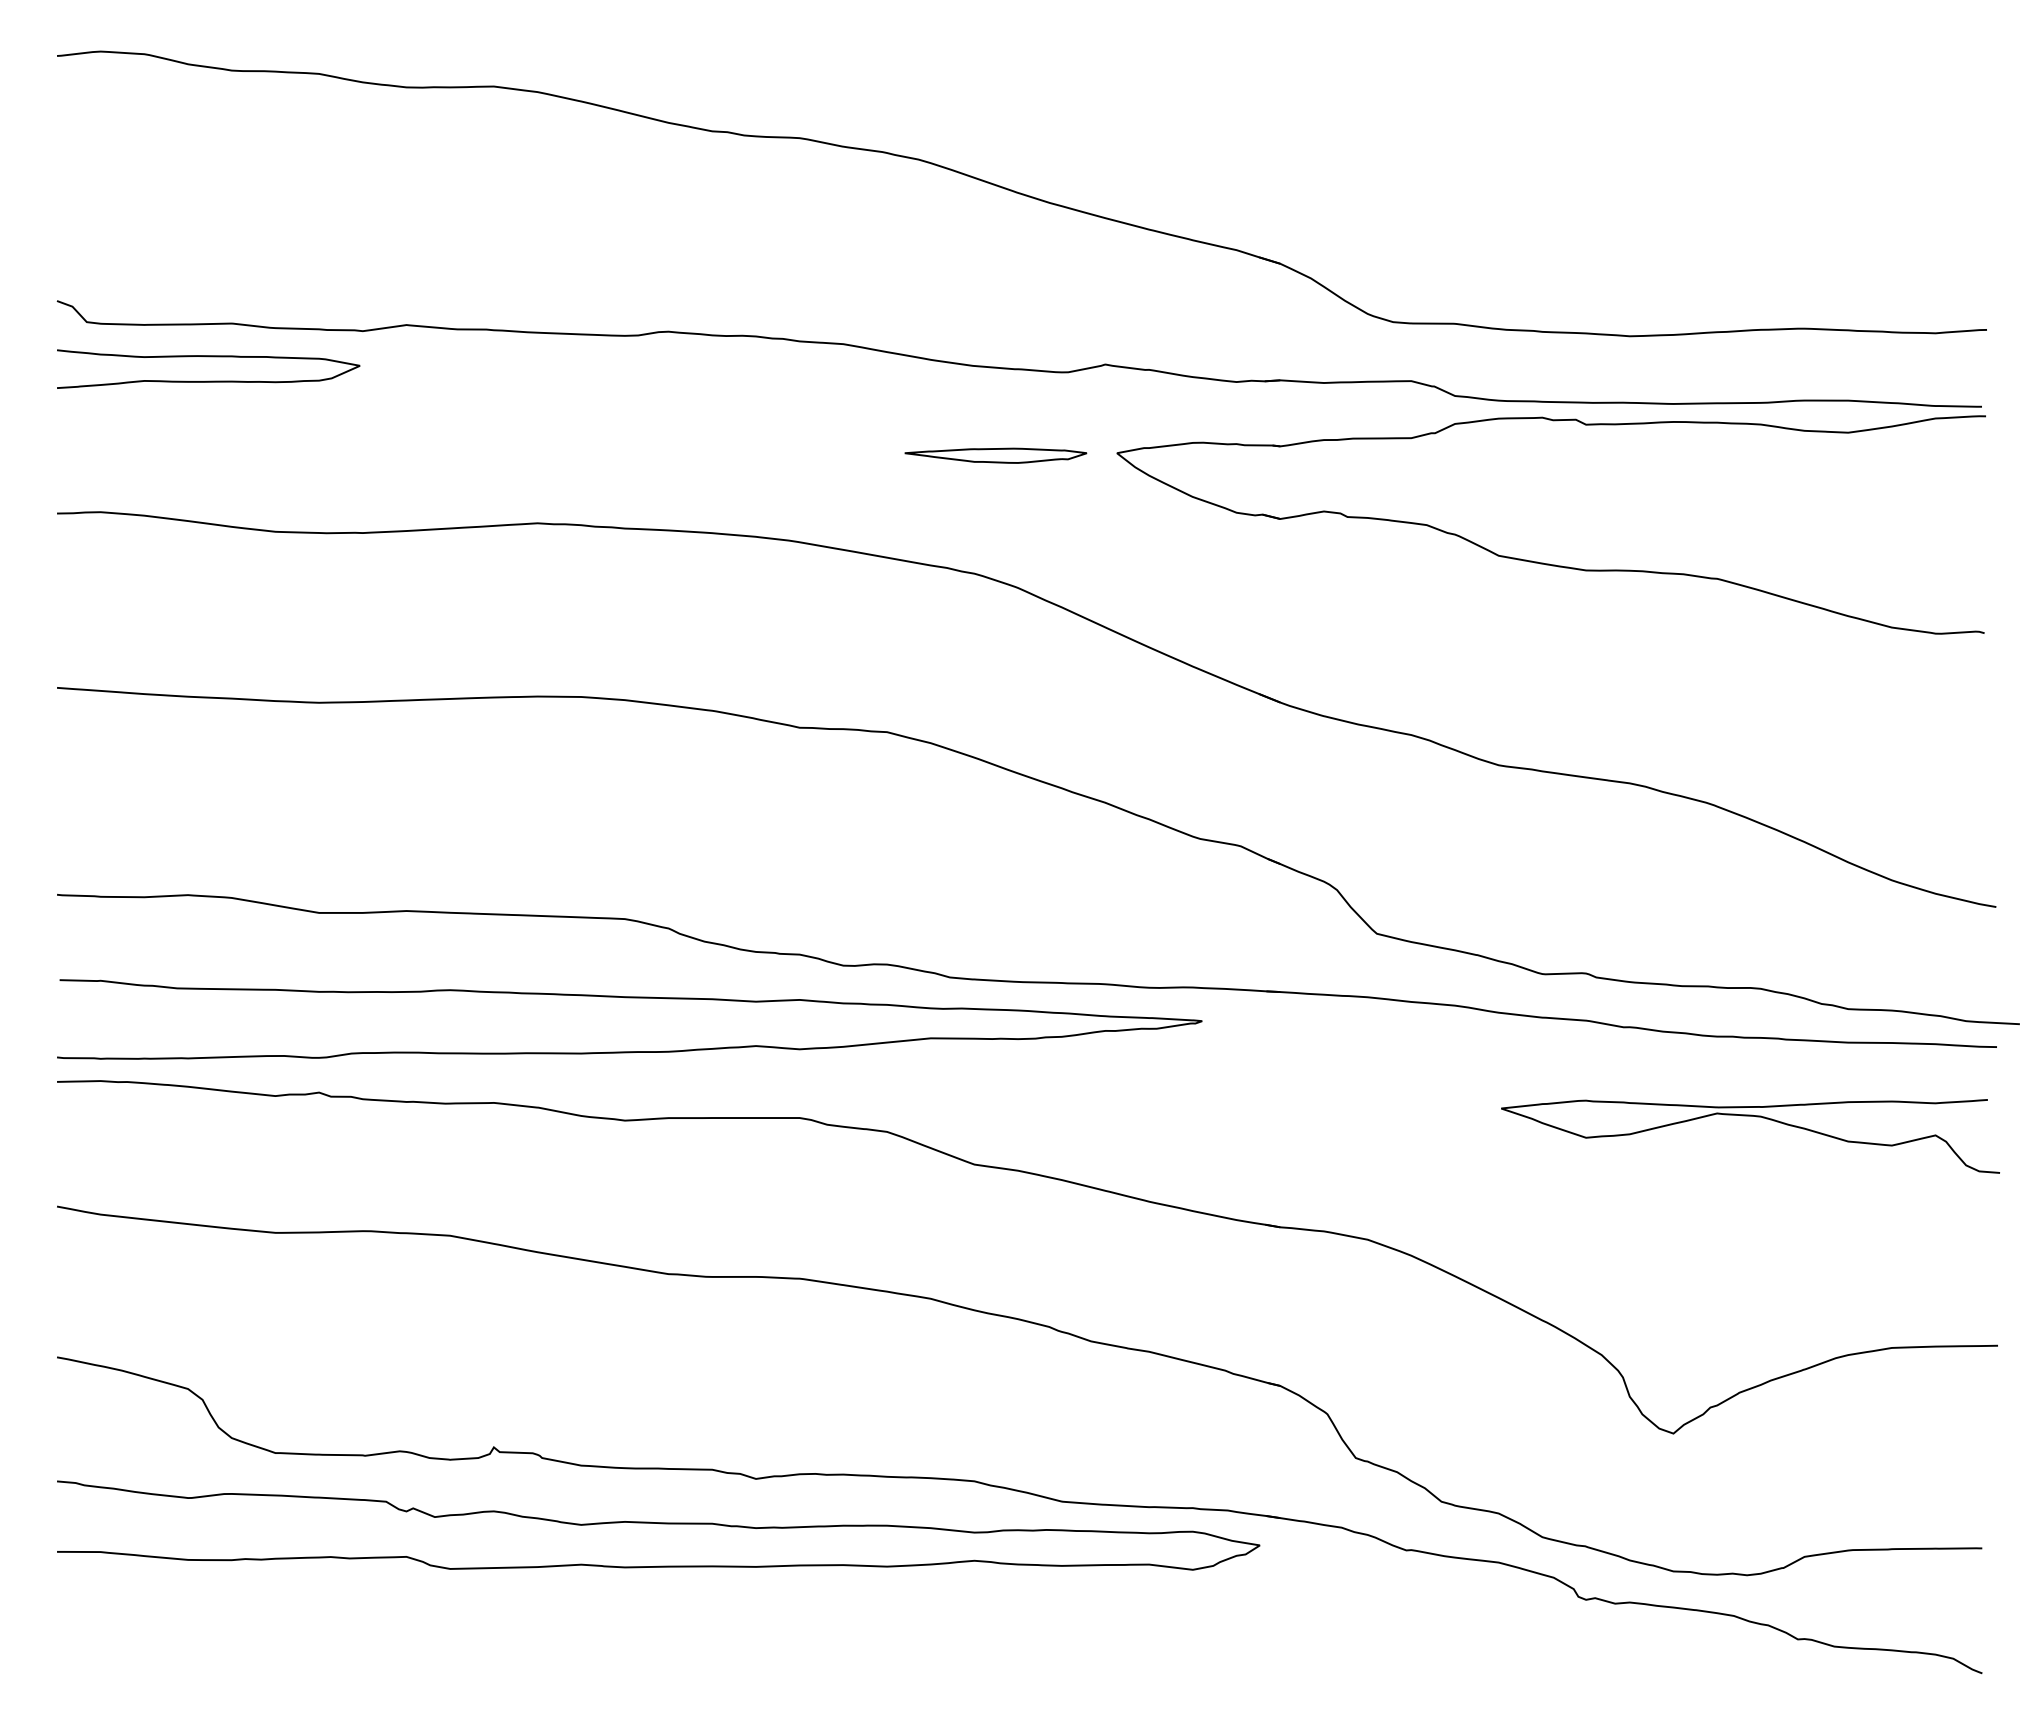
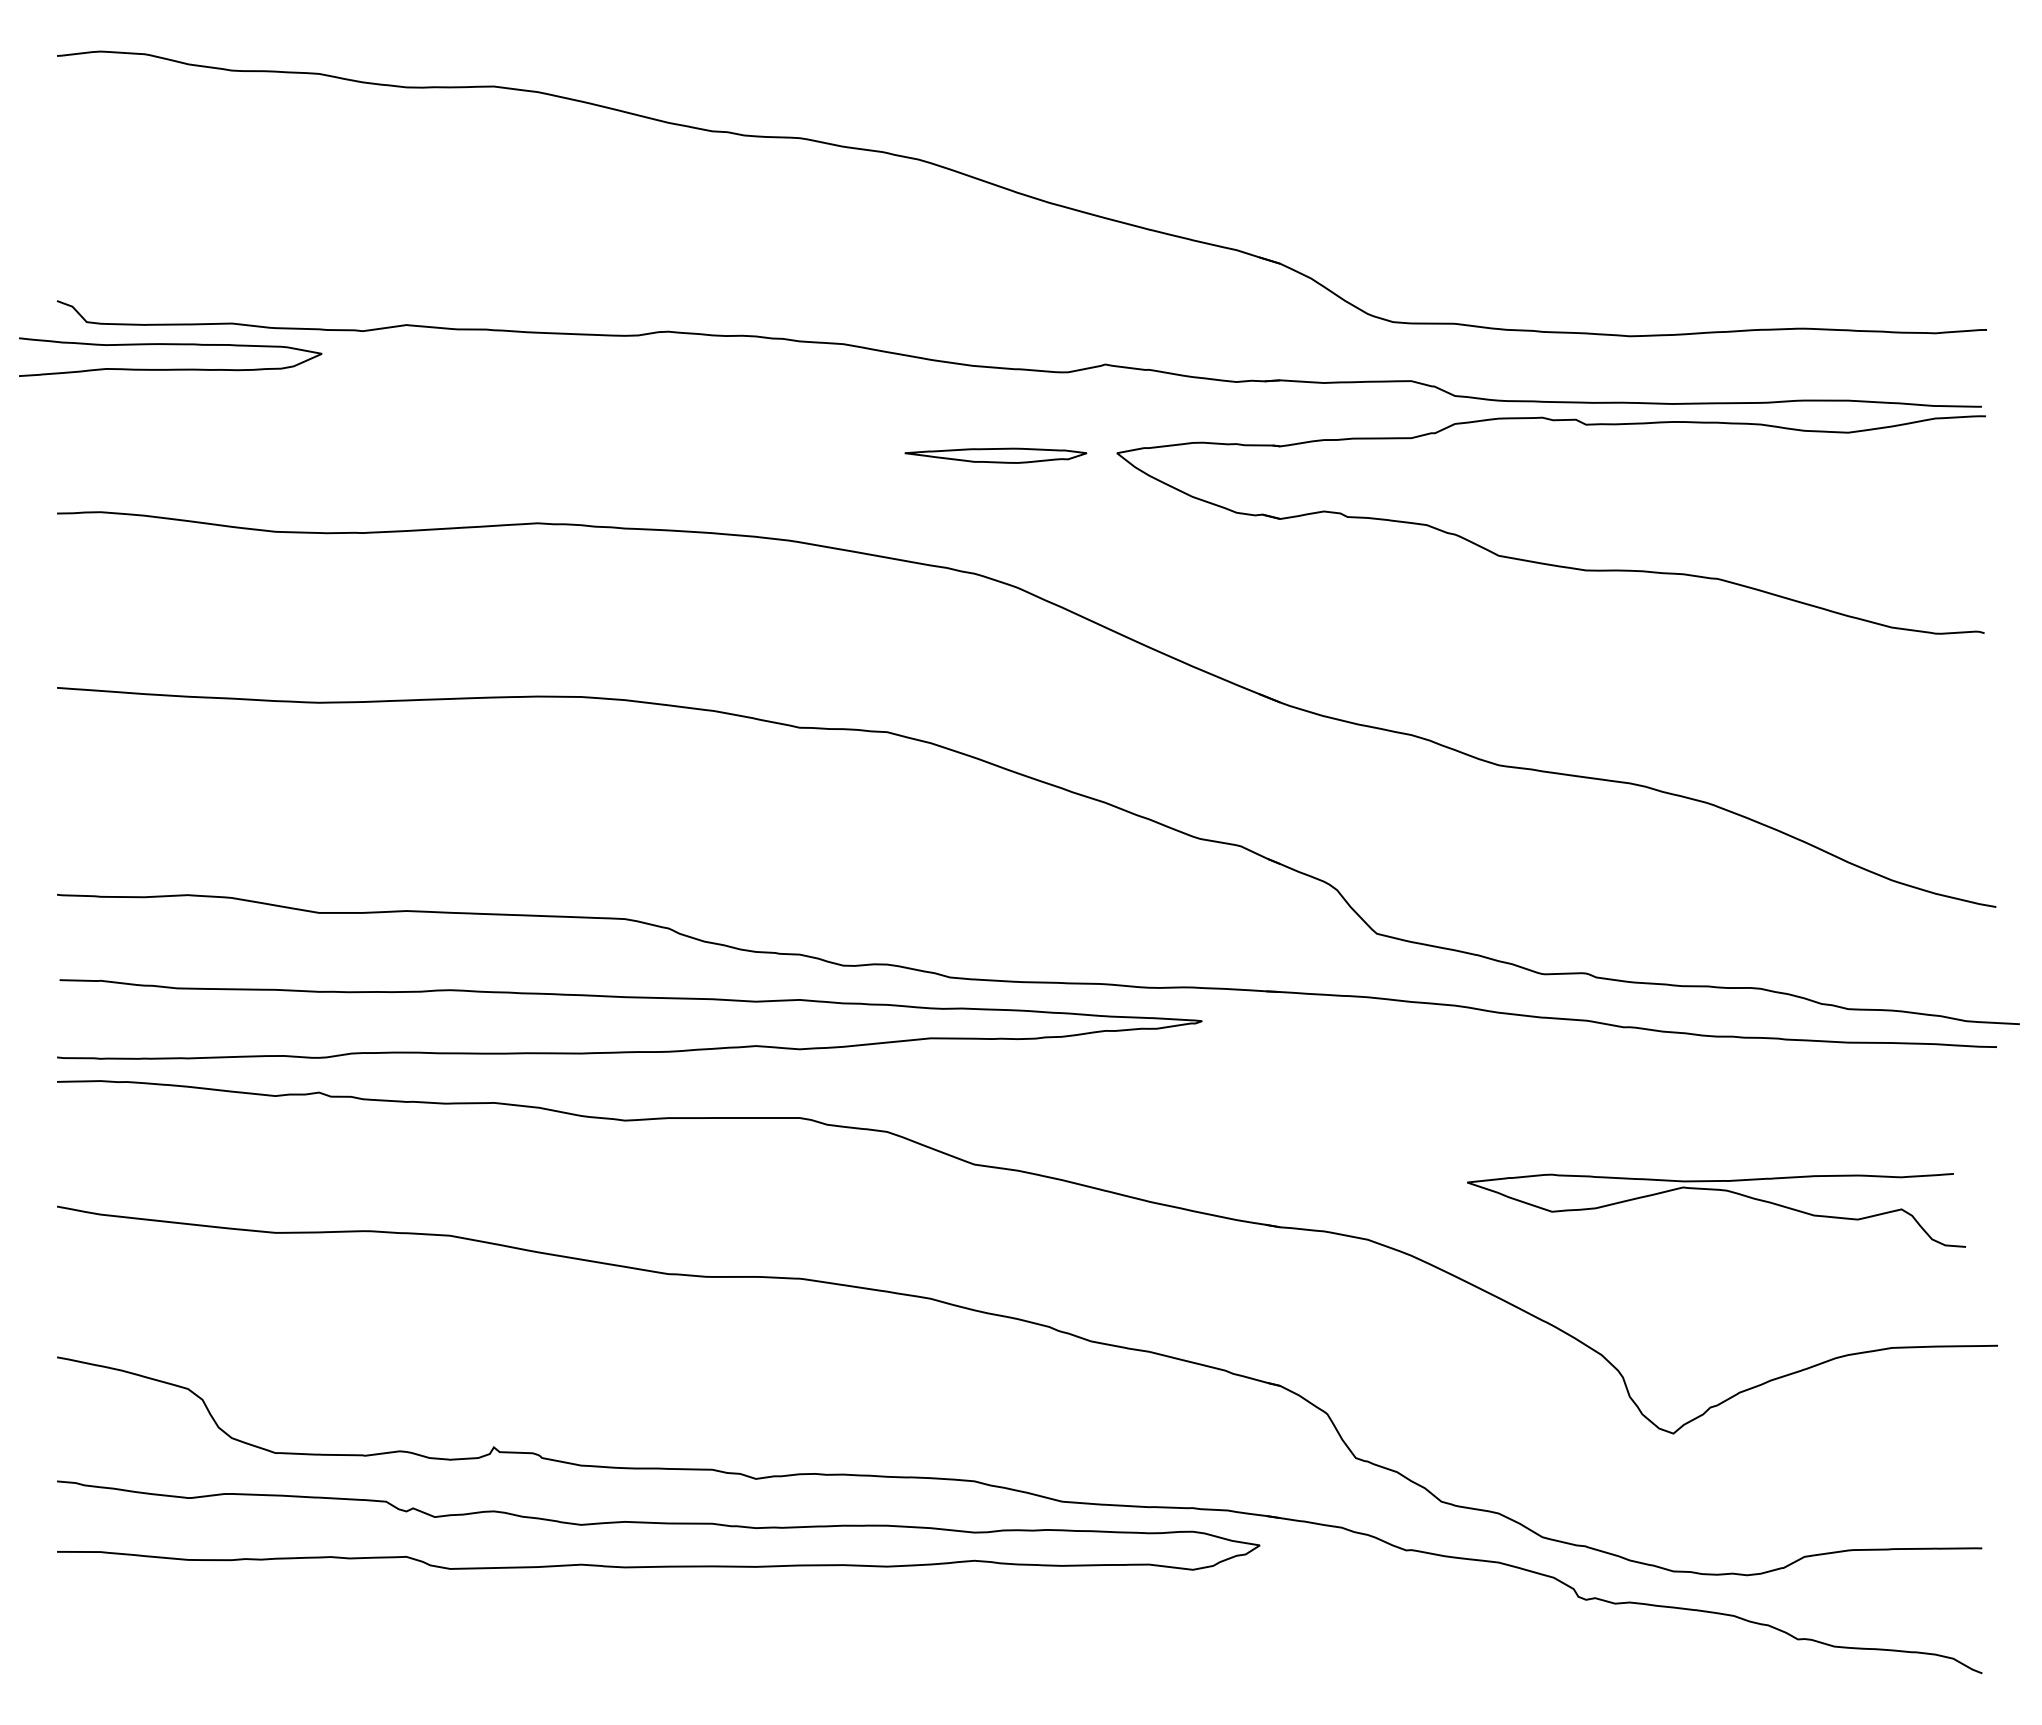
curve position: (208, 357) -> (170, 345) (170, 345)
curve position: (1756, 1117) -> (1722, 1191) (1722, 1191)
